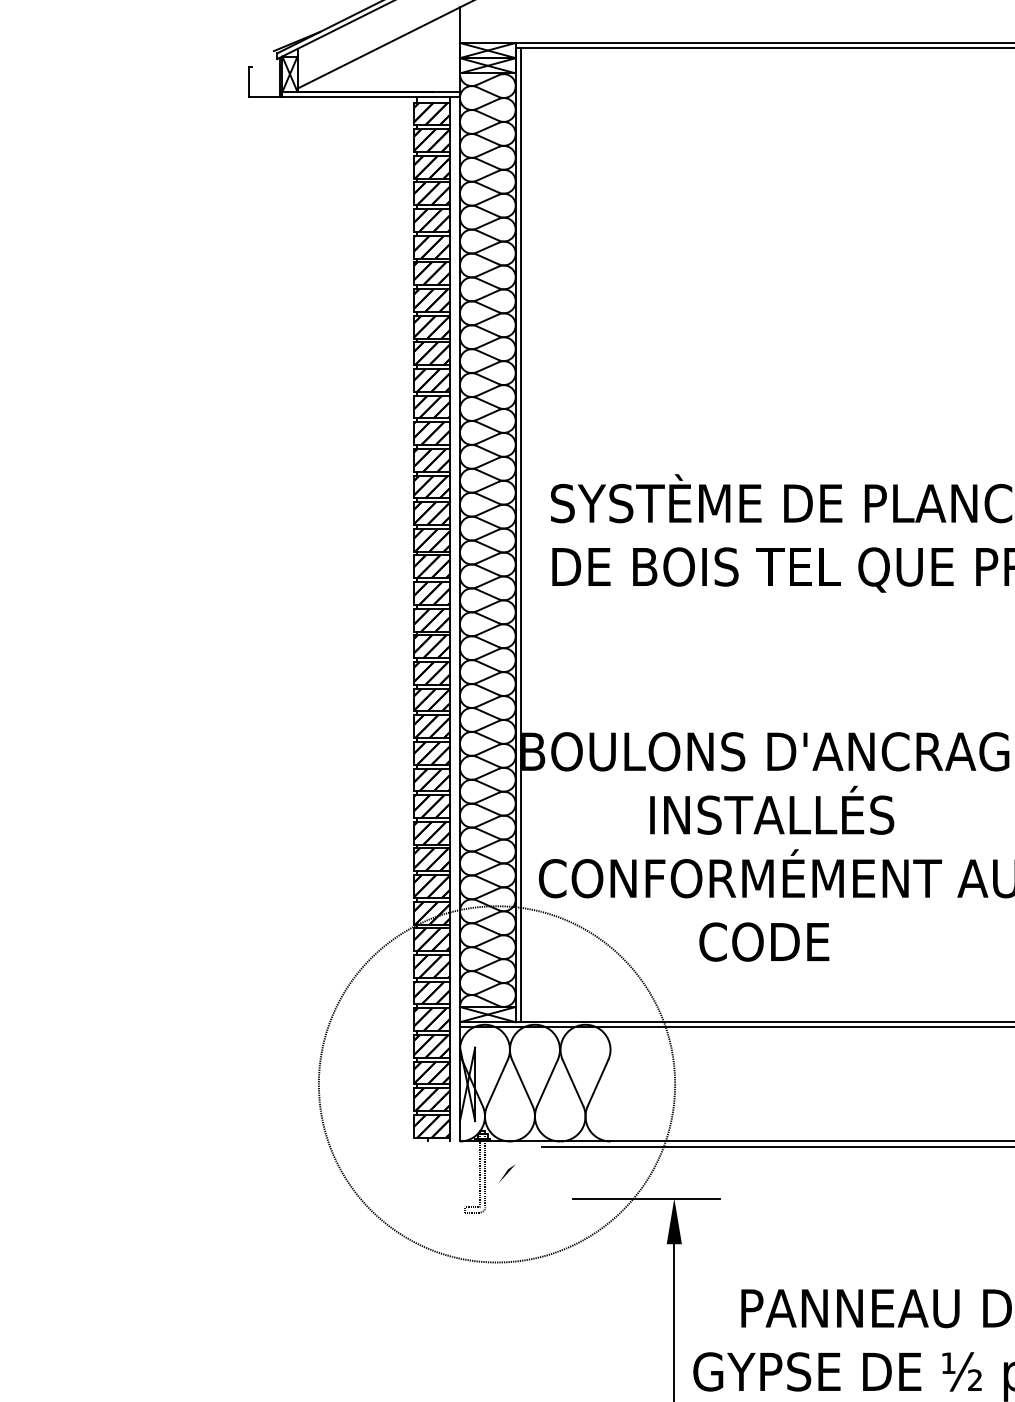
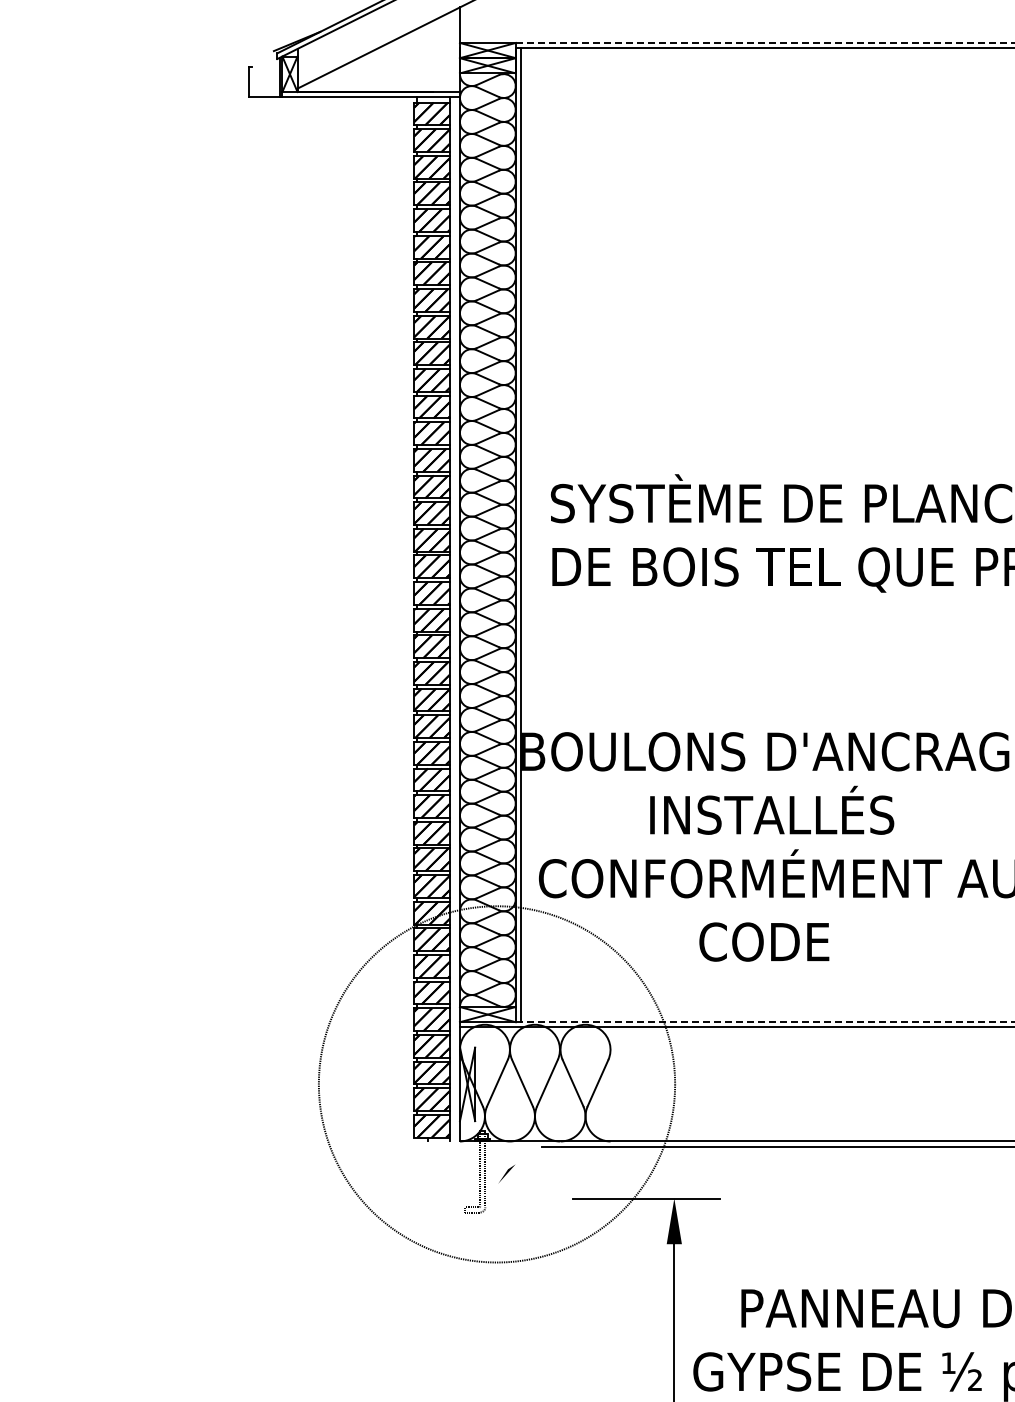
line: solid -> dashed (765, 42)
line: solid -> dashed (765, 1022)
